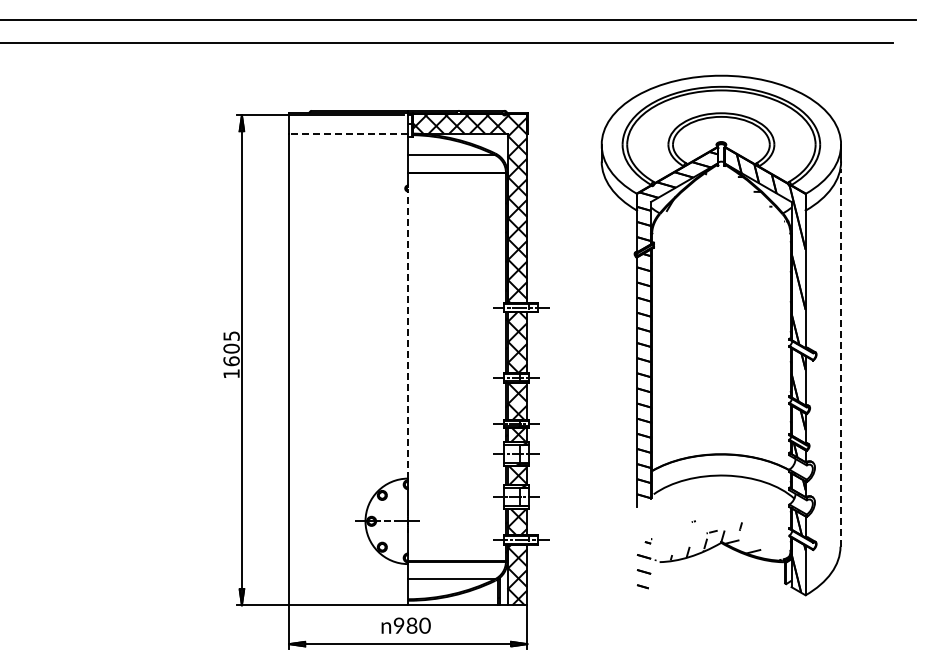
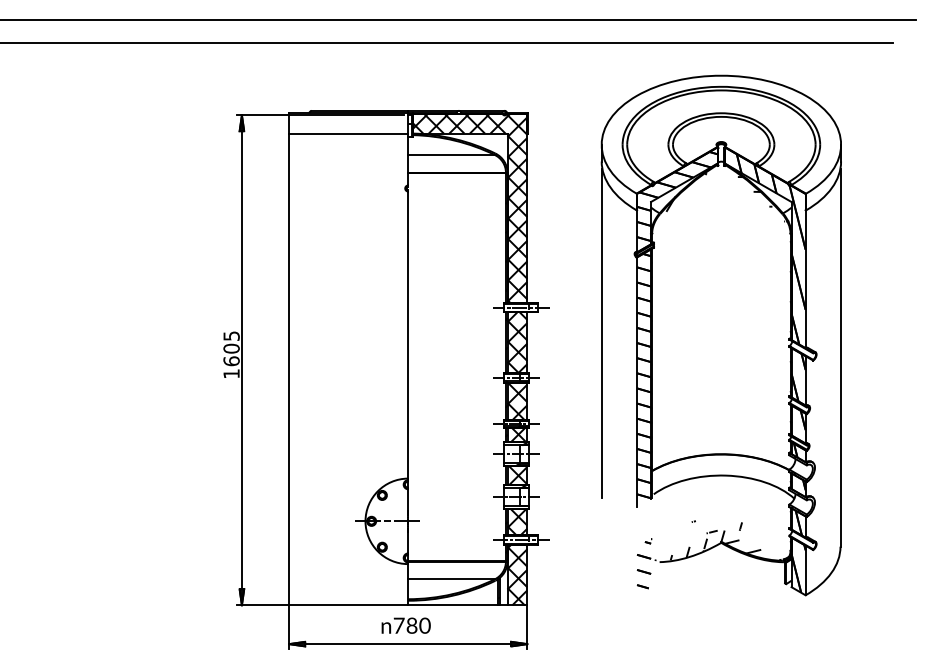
line: dashed -> solid (348, 133)
line: none -> present (602, 332)
line: dashed -> solid (408, 335)
line: dashed -> solid (840, 357)
text: 980 -> 780 (398, 625)
